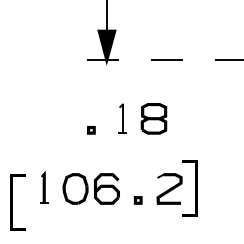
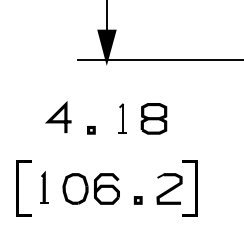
line: dashed -> solid (160, 59)
line: none -> present (57, 115)
line position: (12, 202) -> (18, 188) (18, 188)
